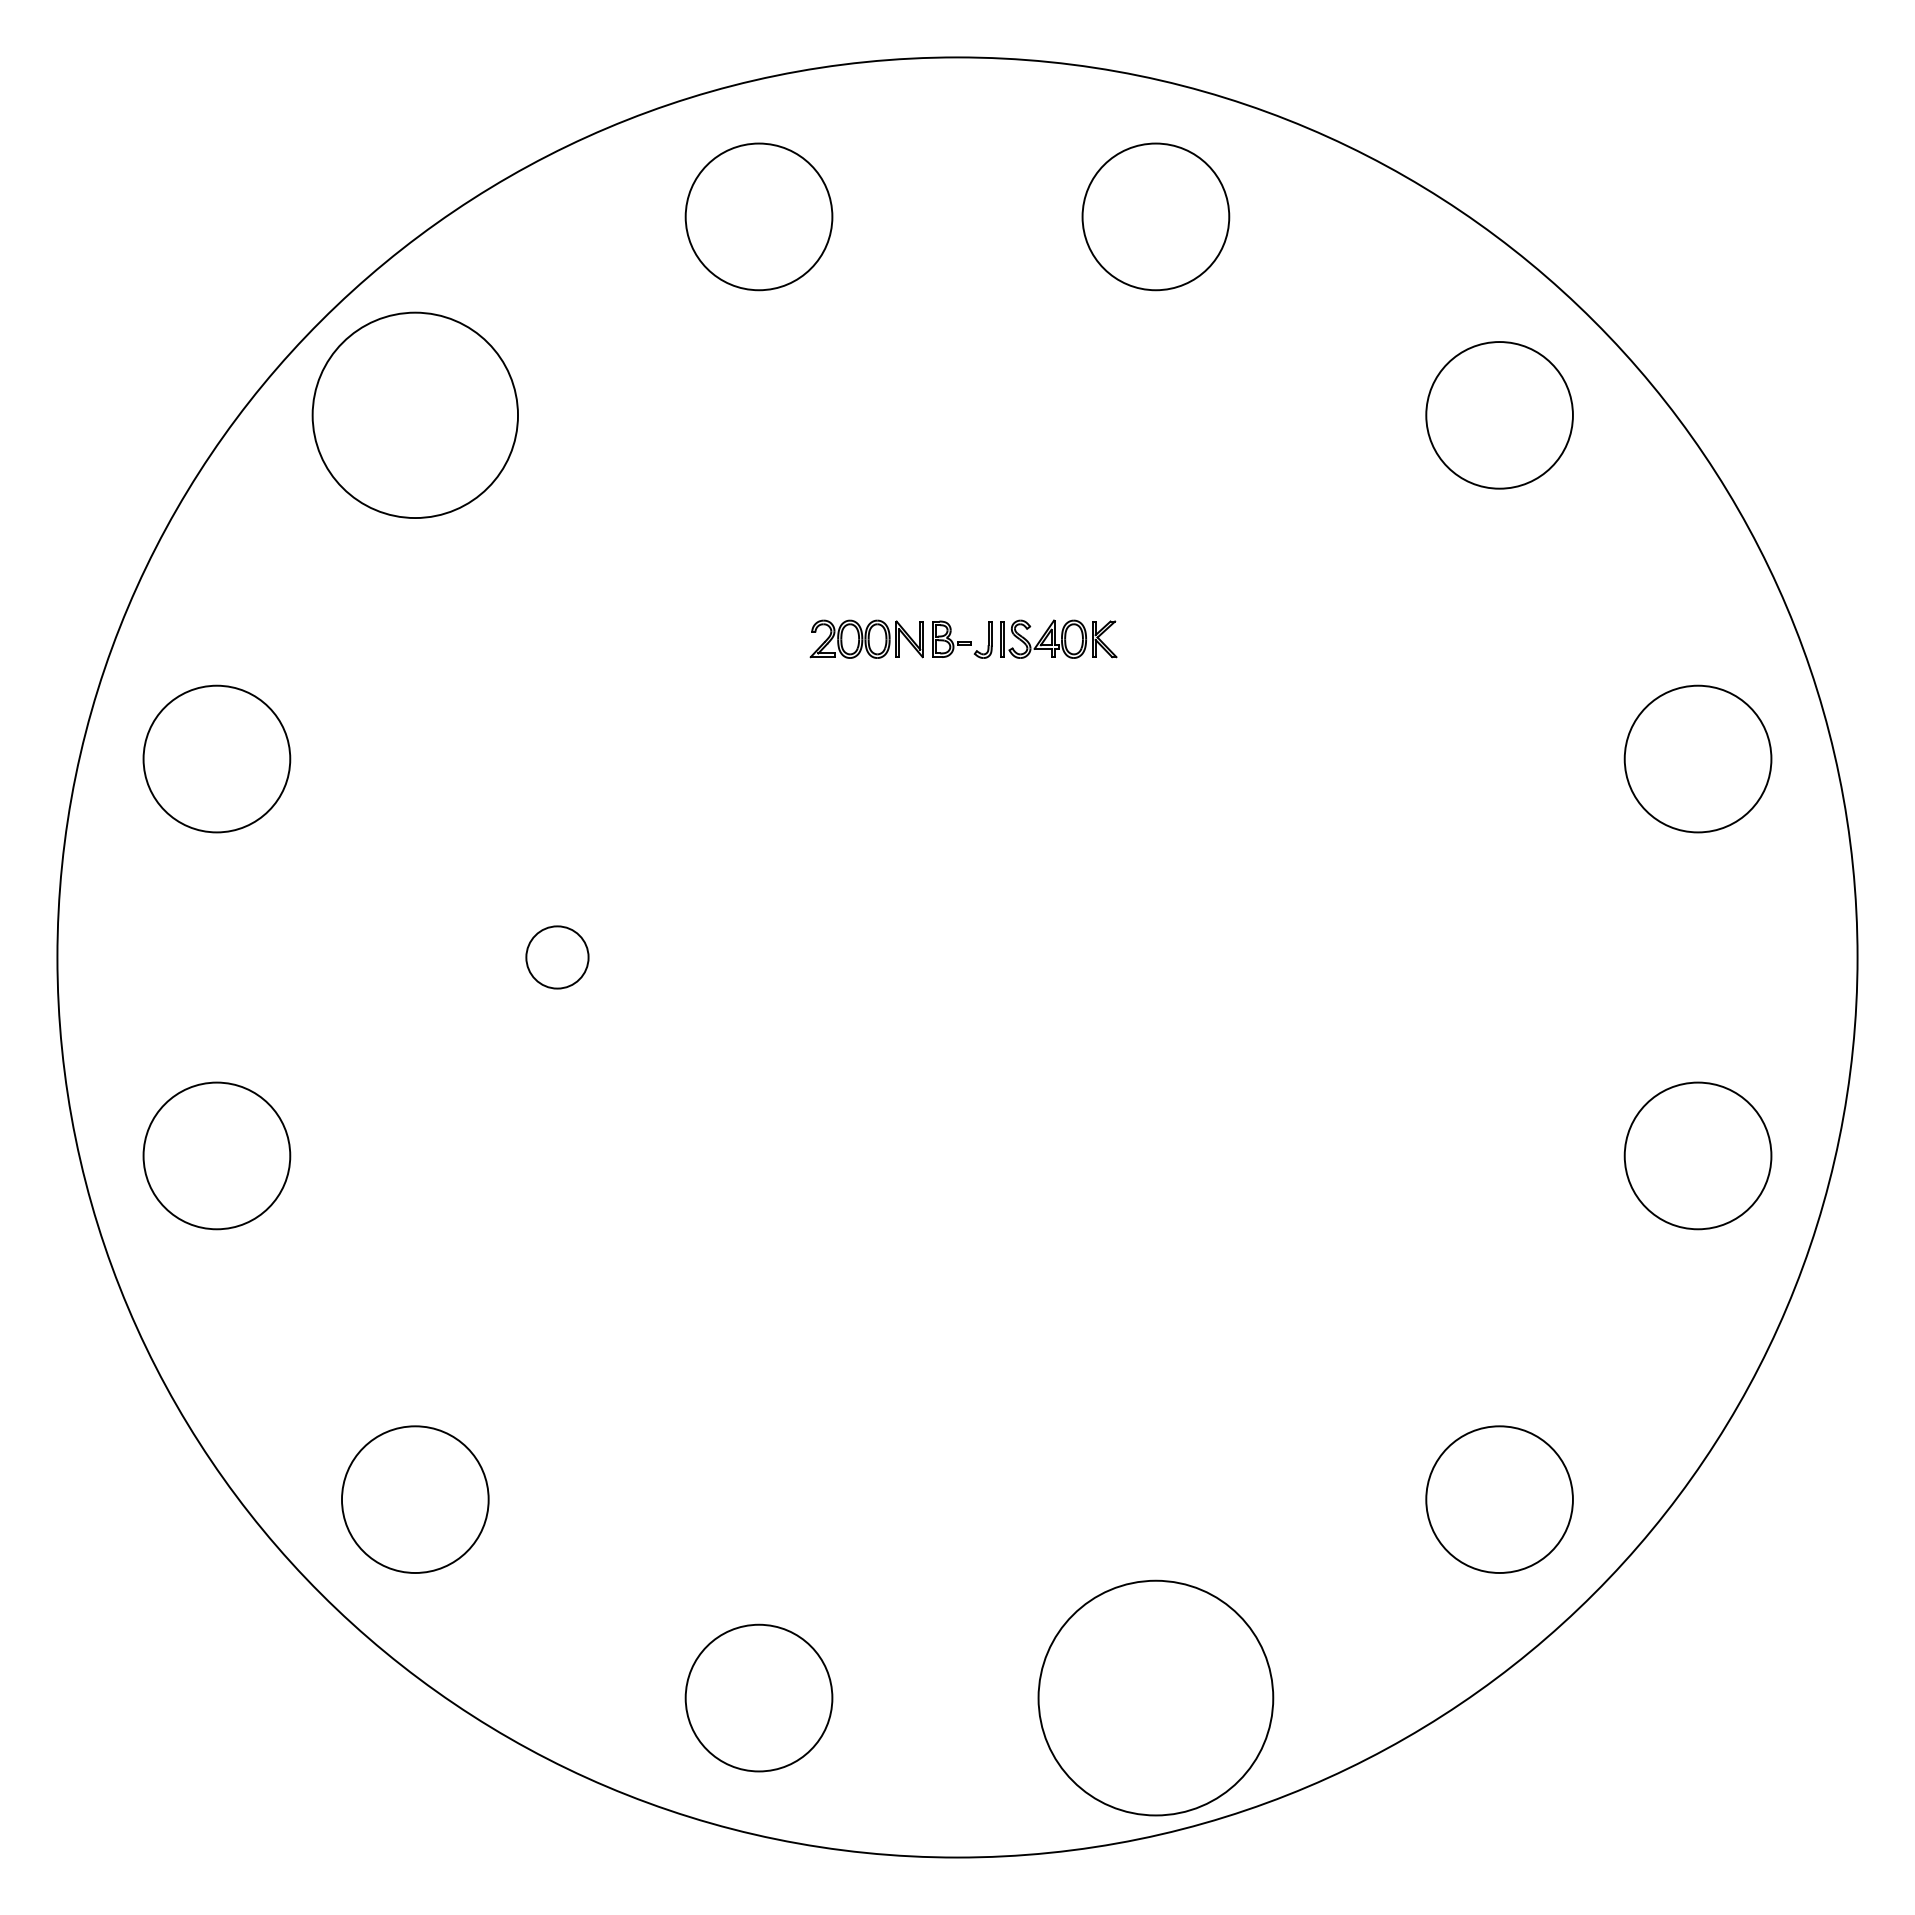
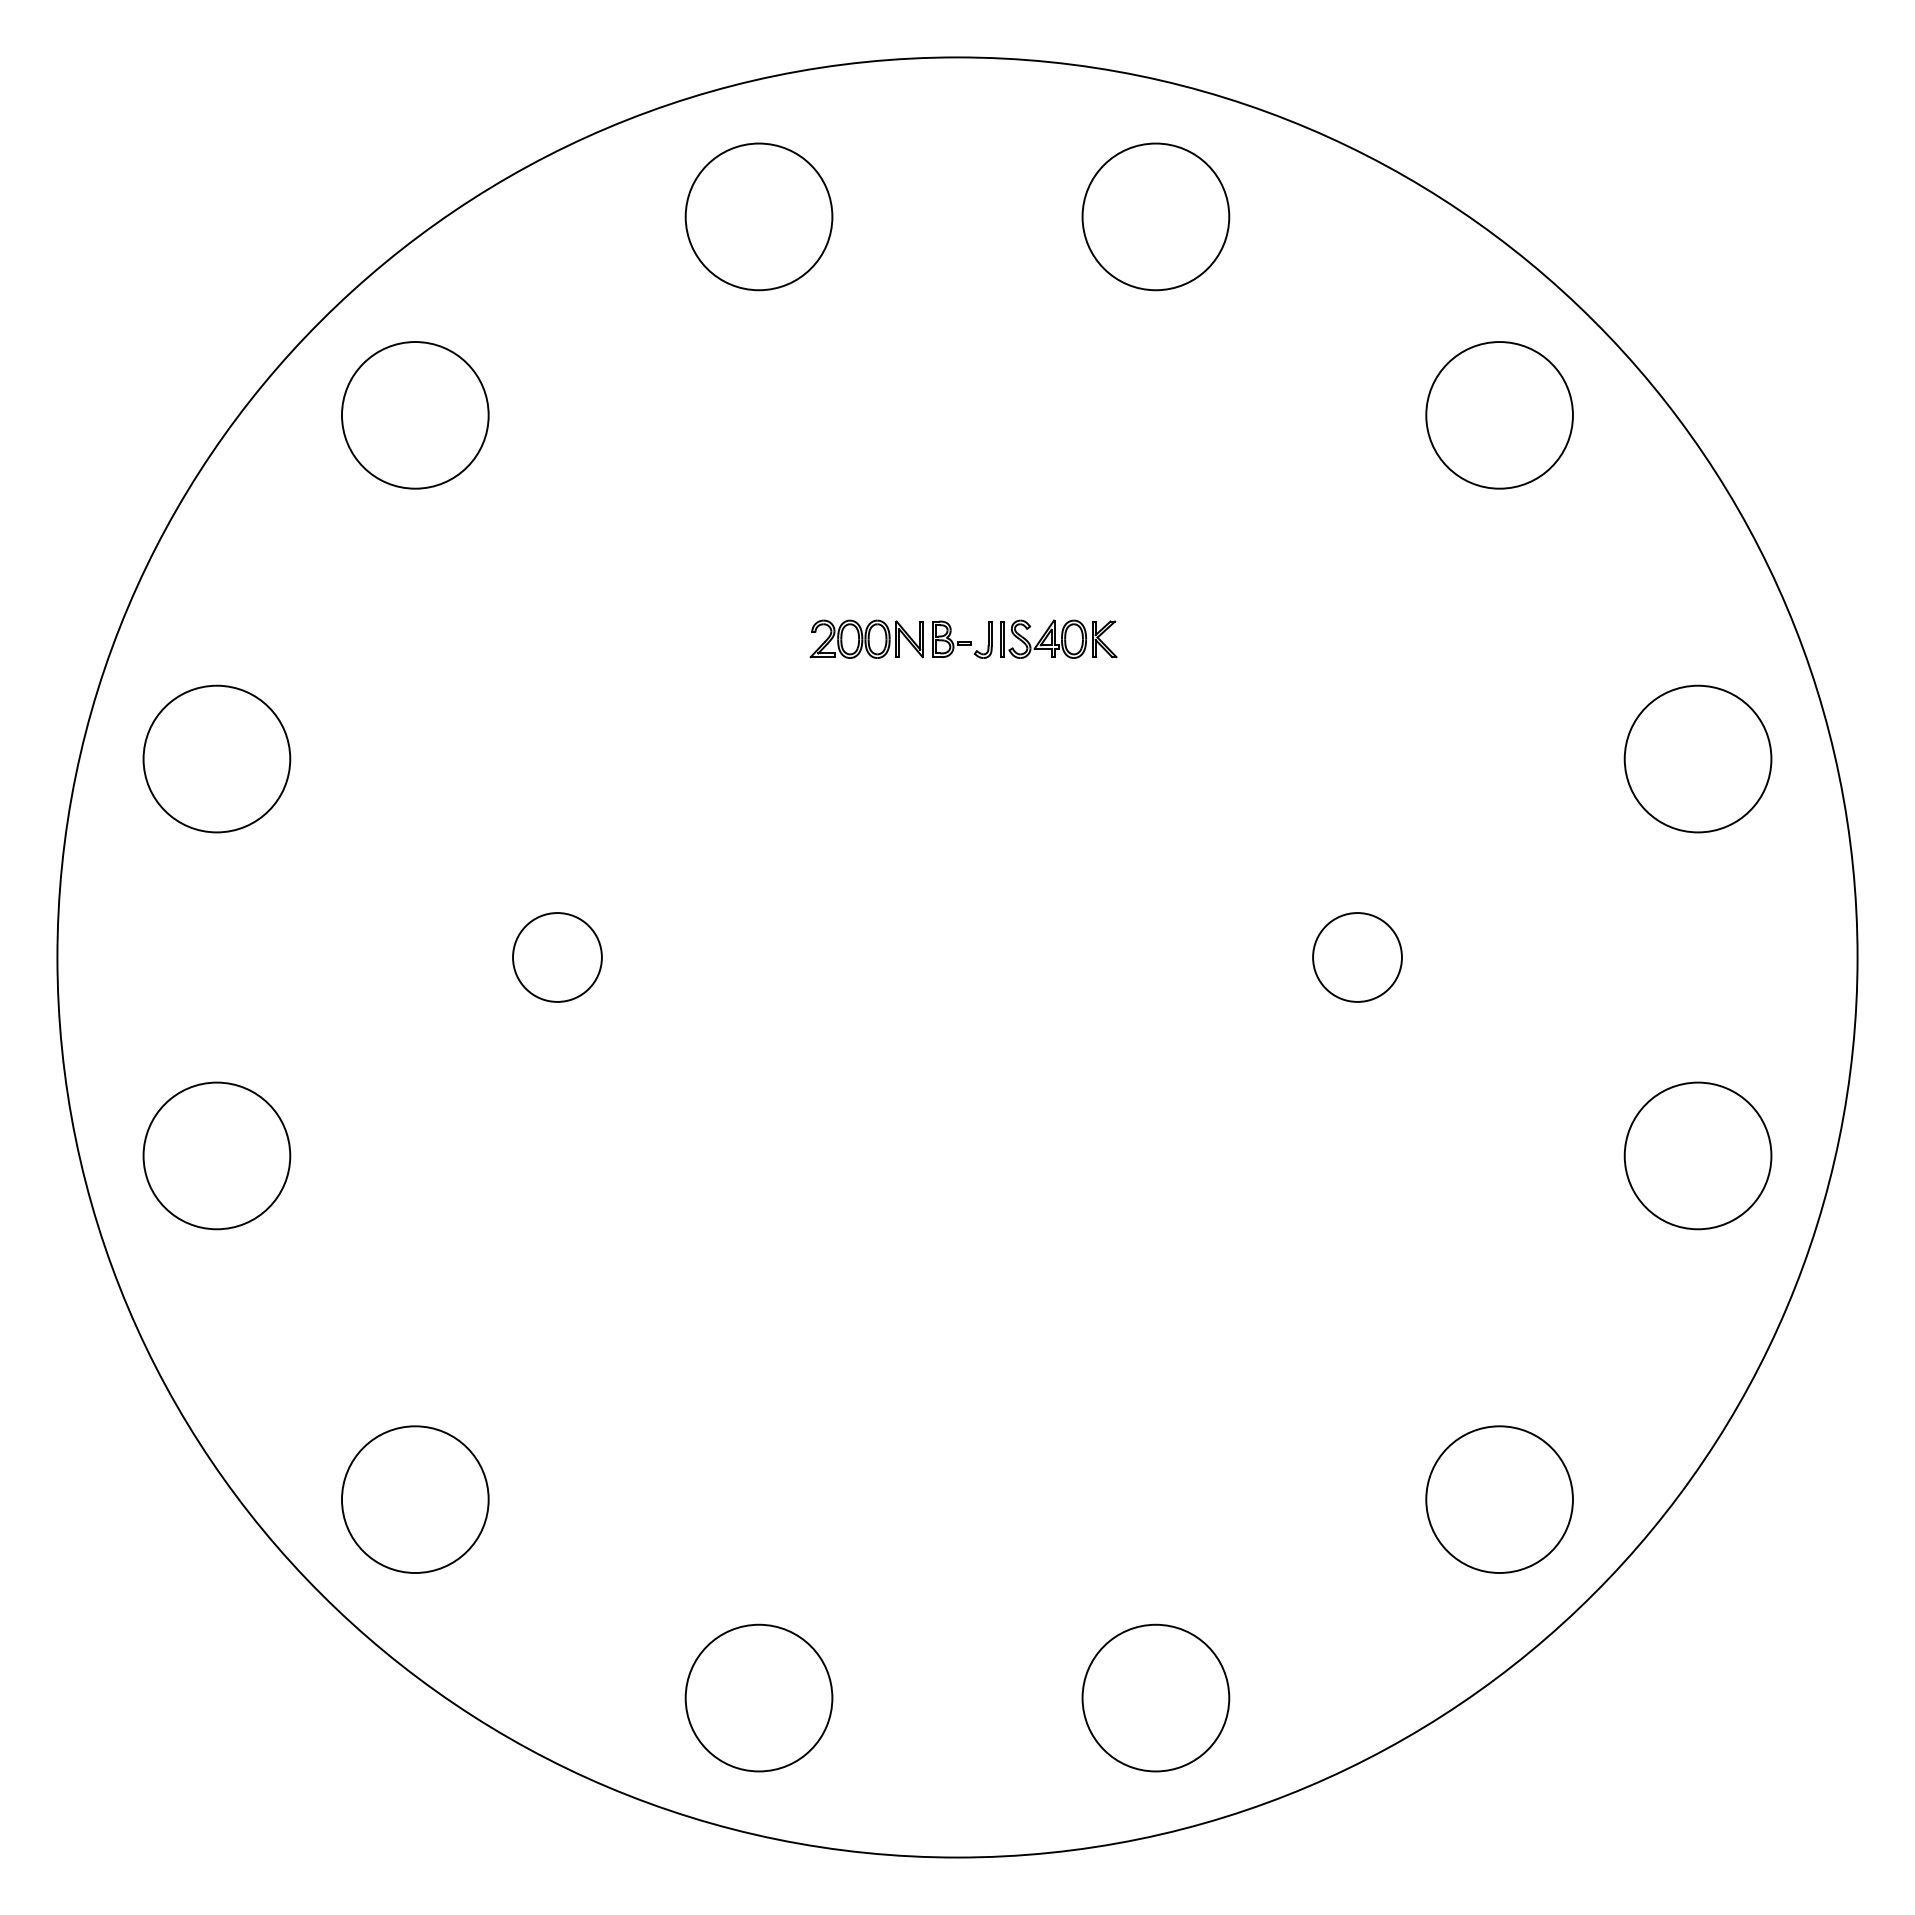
circle diameter: 205 px -> 147 px (415, 415)
circle diameter: 62 px -> 89 px (557, 957)
circle: none -> present (1357, 957)
circle diameter: 235 px -> 147 px (1155, 1697)
